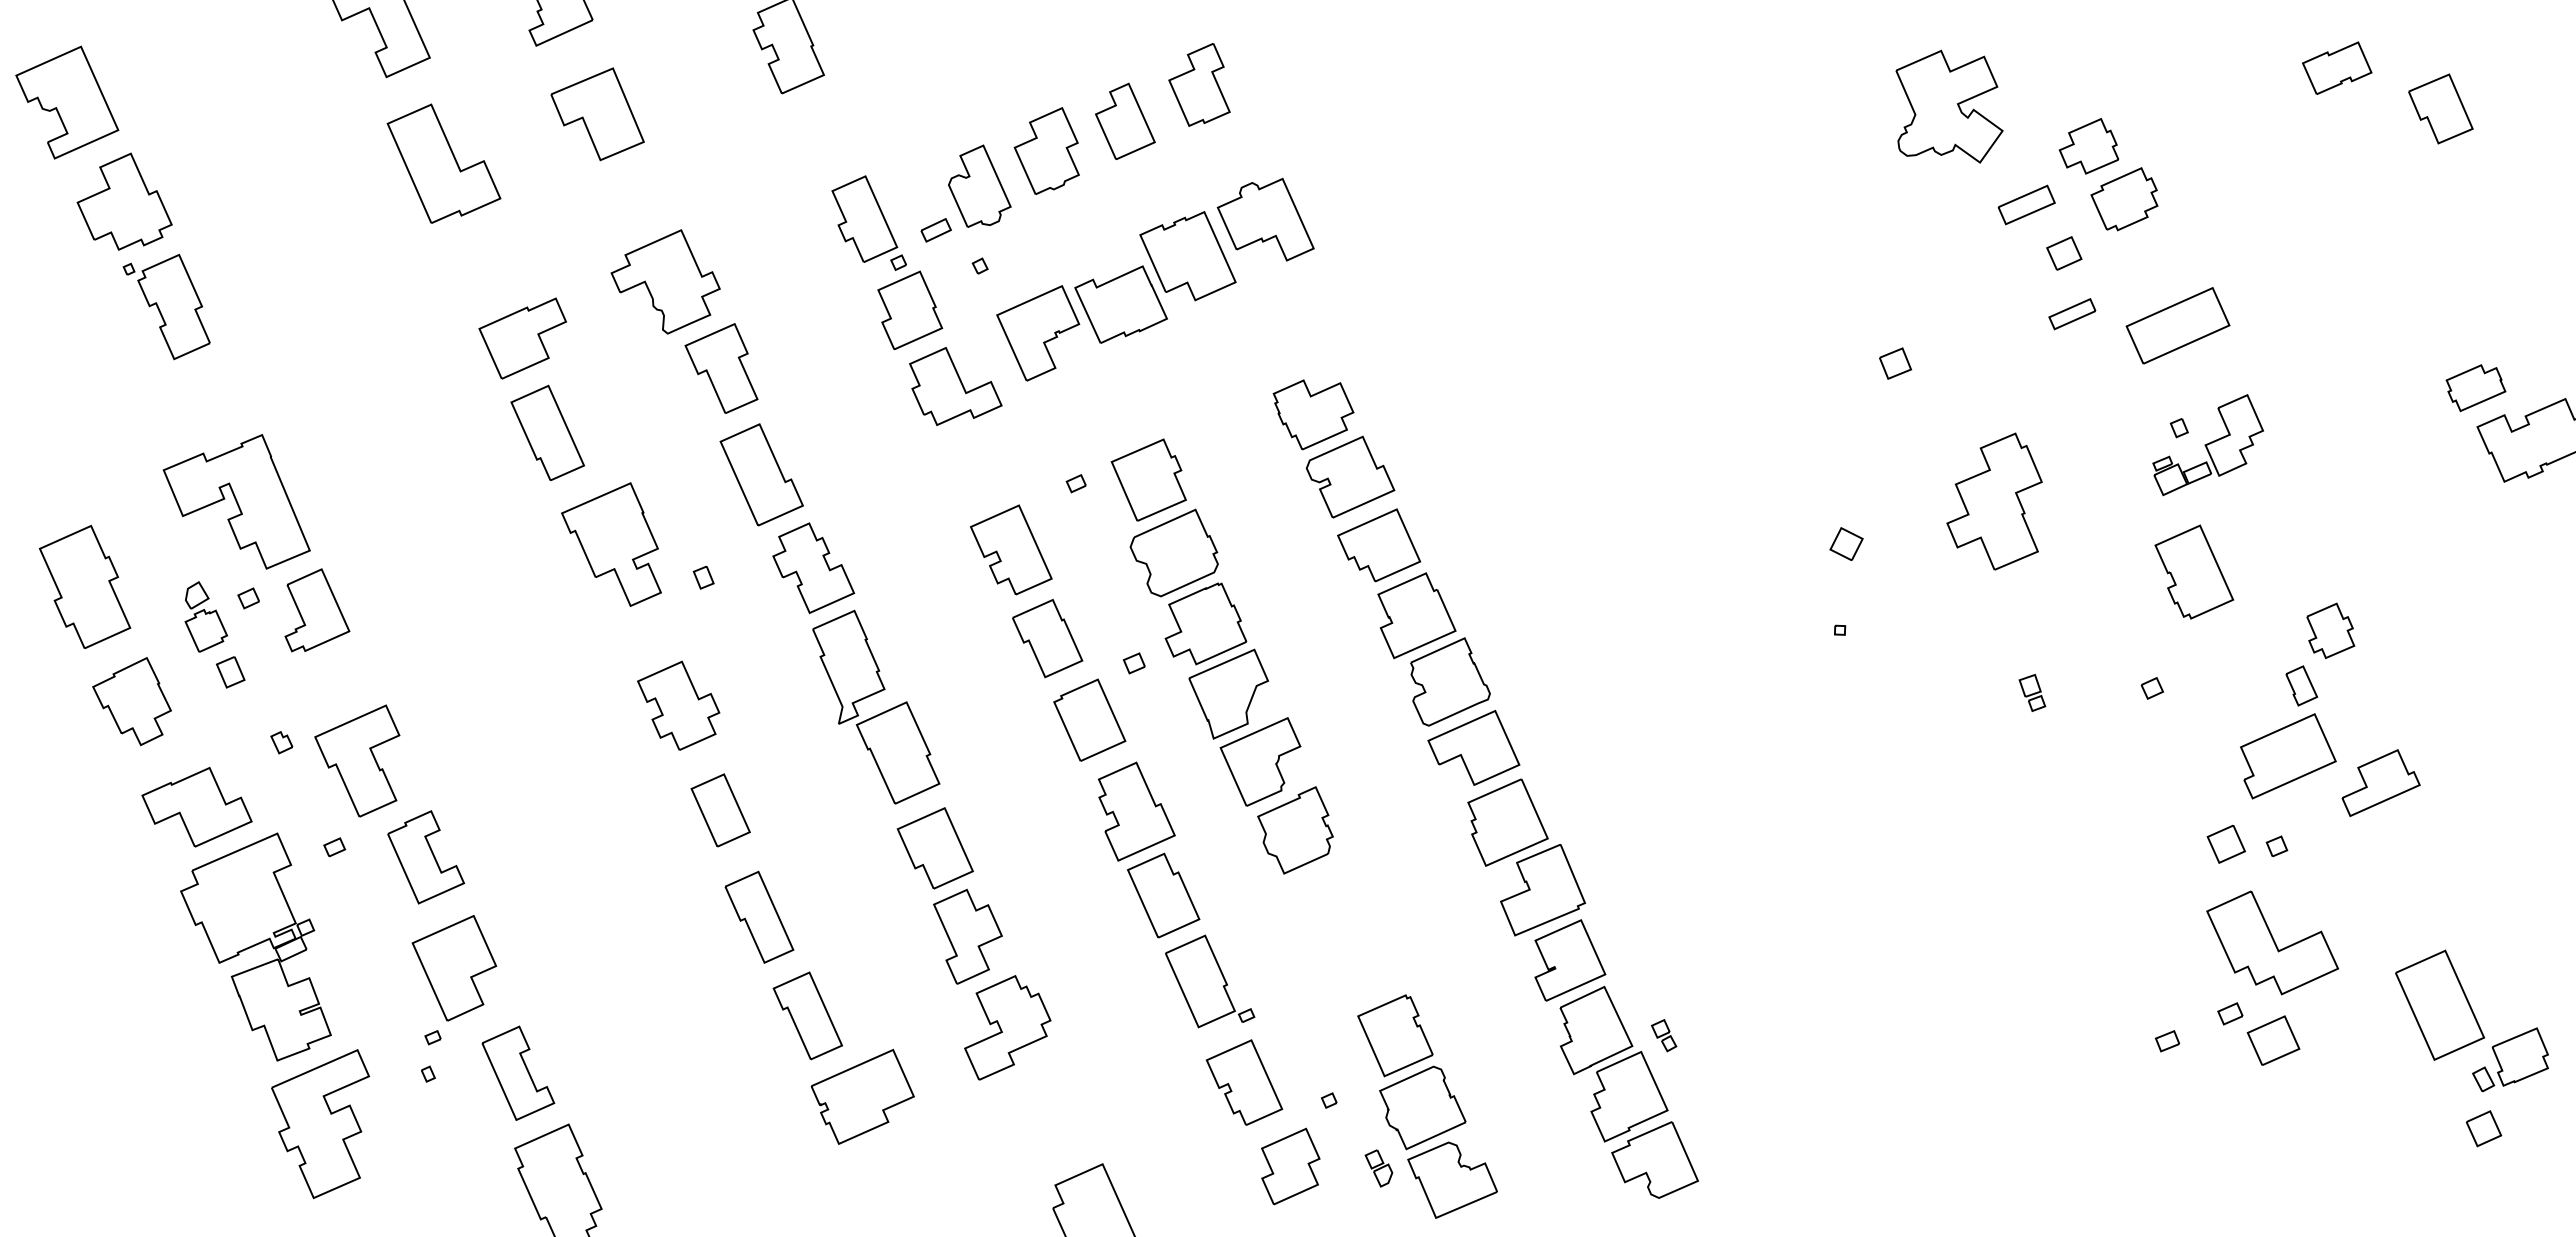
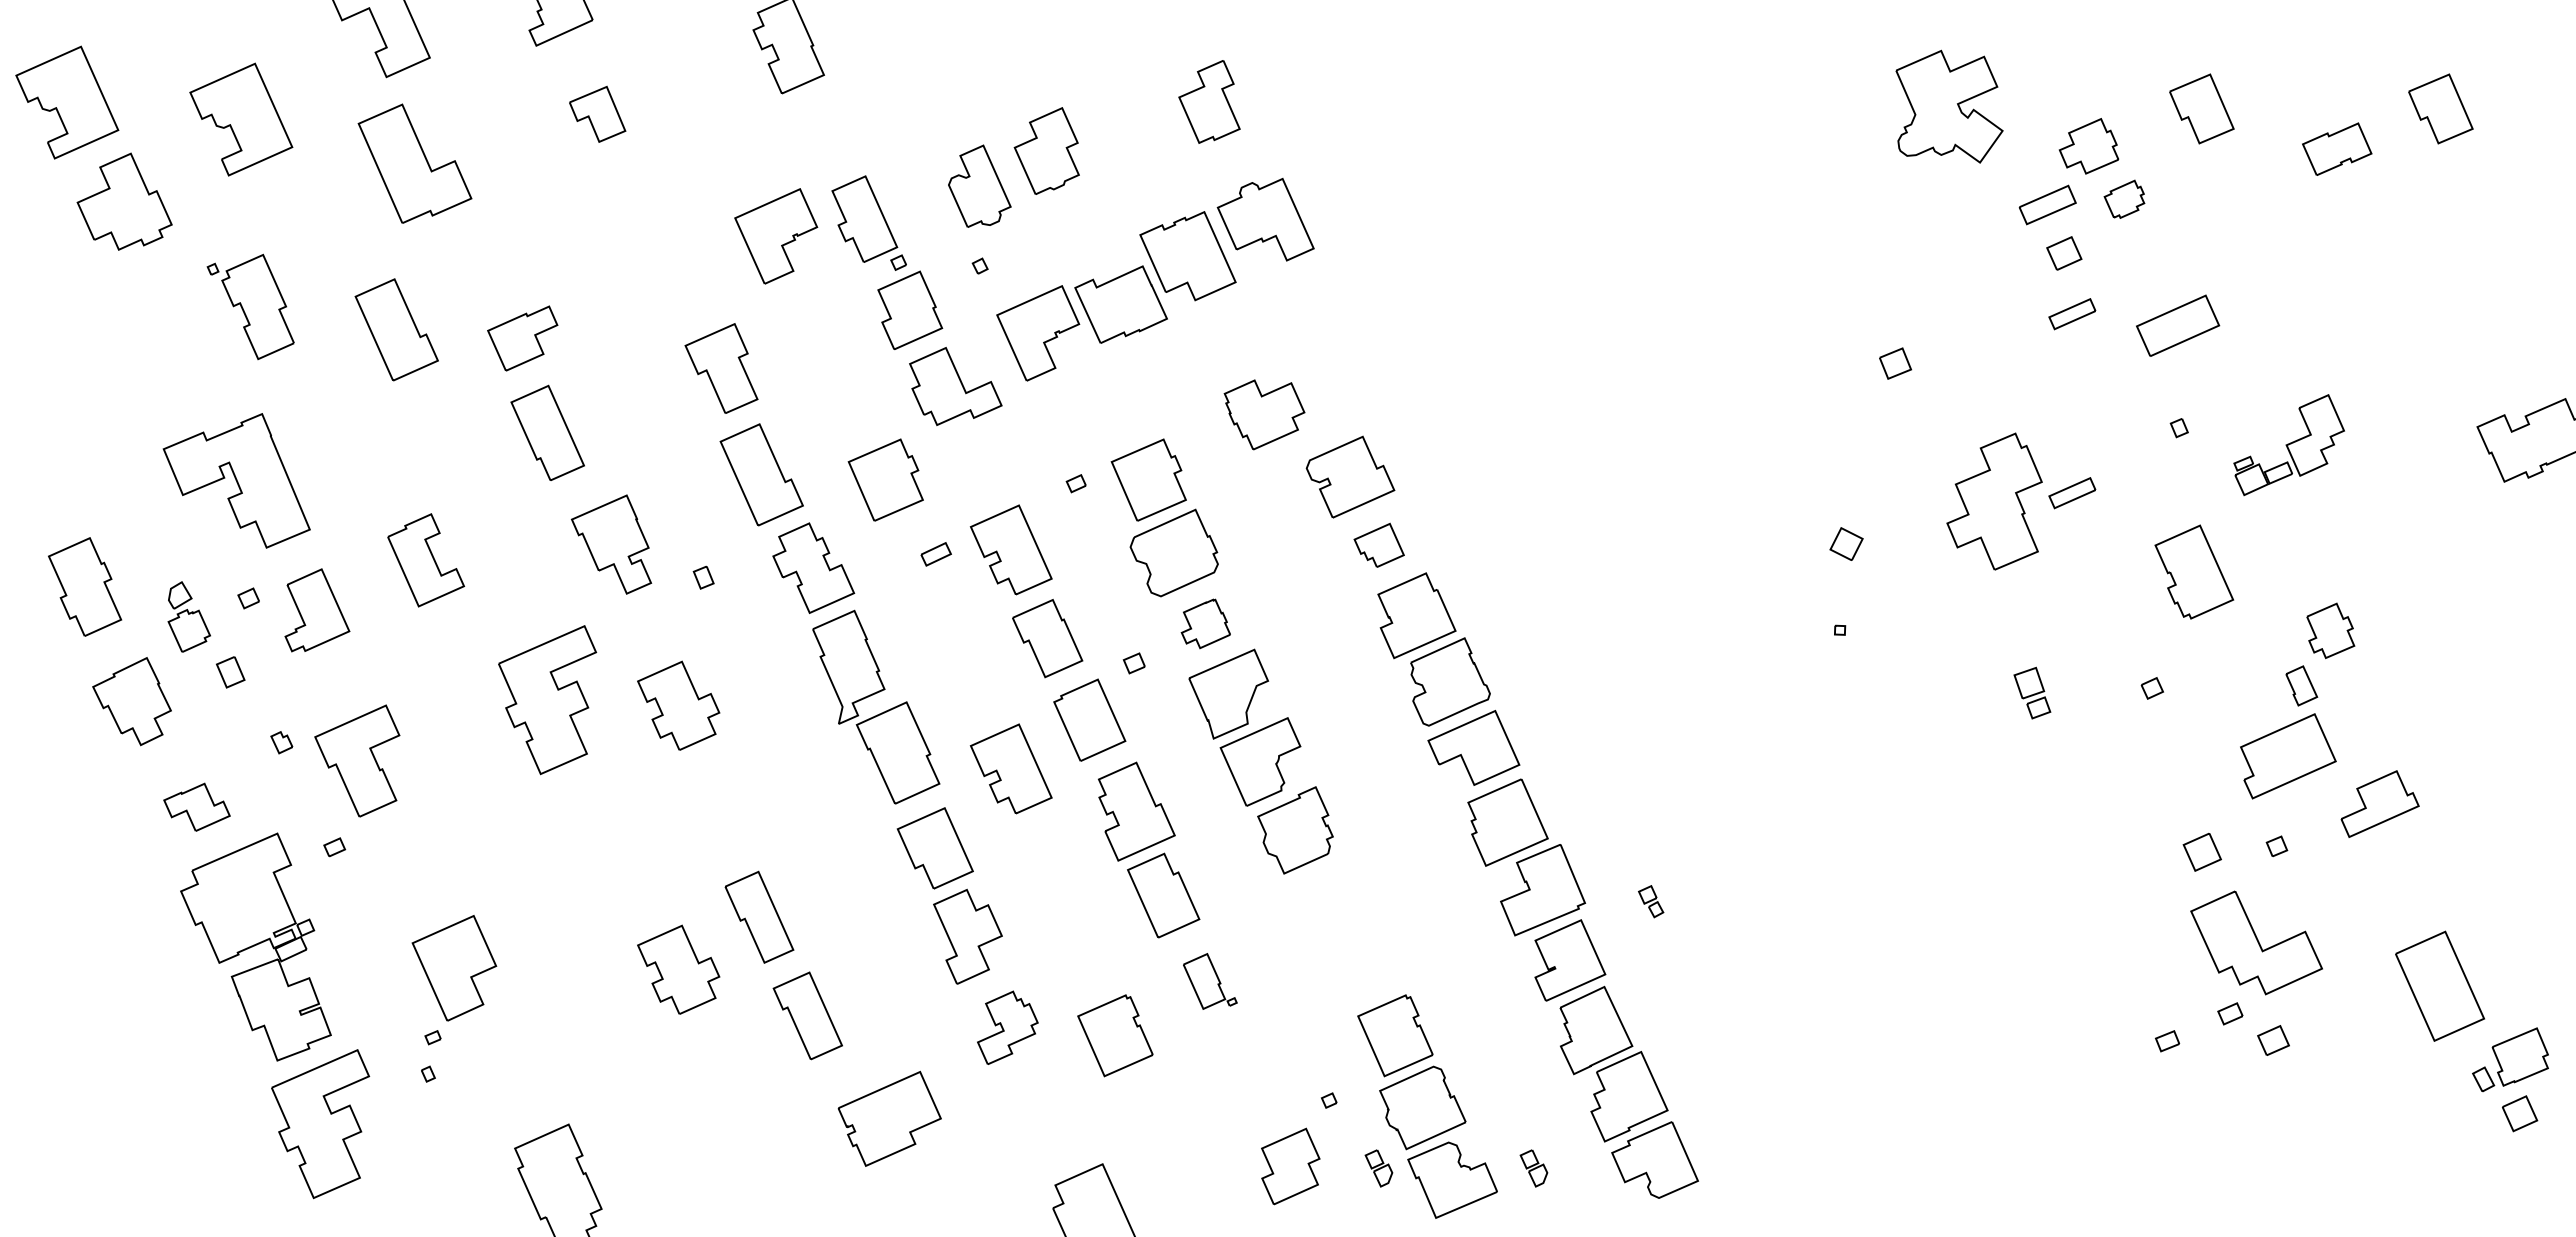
part position: (2337, 67) -> (2337, 148) (2337, 148)
part position: (1199, 84) -> (1209, 101) (1209, 101)
part: none -> present (2201, 108)
part size: 95x95 px -> 58x58 px (597, 113)
part: none -> present (241, 119)
part: present -> none (1125, 121)
part position: (443, 163) -> (414, 163) (414, 163)
part size: 69x65 px -> 43x40 px (2124, 198)
part position: (2026, 204) -> (2047, 204) (2047, 204)
part position: (935, 230) -> (935, 554) (935, 554)
part: none -> present (776, 236)
part: present -> none (665, 281)
part position: (166, 306) -> (250, 306) (250, 306)
part size: 106x78 px -> 85x63 px (2178, 325)
part: none -> present (396, 329)
part size: 89x83 px -> 72x67 px (522, 338)
part: present -> none (2475, 388)
part position: (1313, 414) -> (1264, 414) (1264, 414)
part position: (2207, 445) -> (2288, 445) (2288, 445)
part: none -> present (885, 479)
part: none -> present (2072, 493)
part position: (236, 501) -> (236, 480) (236, 480)
part size: 101x125 px -> 83x101 px (611, 544)
part size: 85x75 px -> 52x46 px (1378, 544)
part size: 94x126 px -> 75x100 px (85, 586)
part position: (205, 616) -> (188, 616) (188, 616)
part size: 84x84 px -> 51x52 px (1205, 623)
part size: 29x39 px -> 39x54 px (2032, 692)
part: none -> present (547, 700)
part: none -> present (1010, 768)
part position: (2380, 782) -> (2379, 803) (2379, 803)
part size: 112x81 px -> 68x50 px (196, 806)
part: present -> none (720, 810)
part position: (2225, 843) -> (2201, 851) (2201, 851)
part position: (426, 857) -> (426, 560) (426, 560)
part position: (2272, 942) -> (2256, 942) (2256, 942)
part: none -> present (678, 969)
part size: 91x95 px -> 55x57 px (1210, 981)
part position: (2439, 1004) -> (2439, 985) (2439, 985)
part size: 88x106 px -> 62x75 px (1007, 1027)
part: none -> present (1115, 1035)
part position: (1664, 1035) -> (1651, 901) (1651, 901)
part size: 55x51 px -> 33x31 px (2273, 1040)
part: present -> none (518, 1072)
part: present -> none (1244, 1082)
part position: (862, 1096) -> (889, 1118) (889, 1118)
part position: (2484, 1128) -> (2520, 1113) (2520, 1113)
part: none -> present (1533, 1168)
